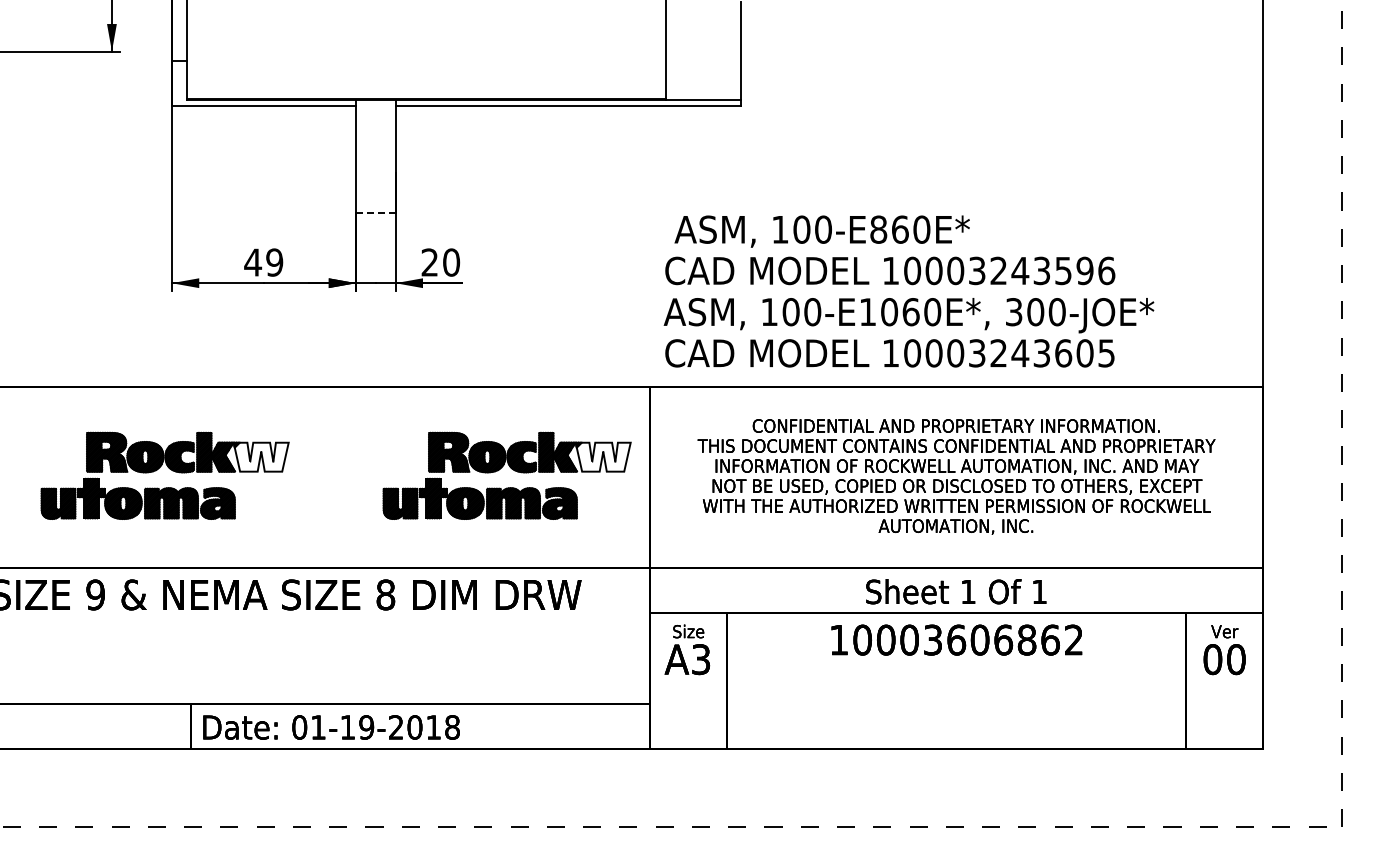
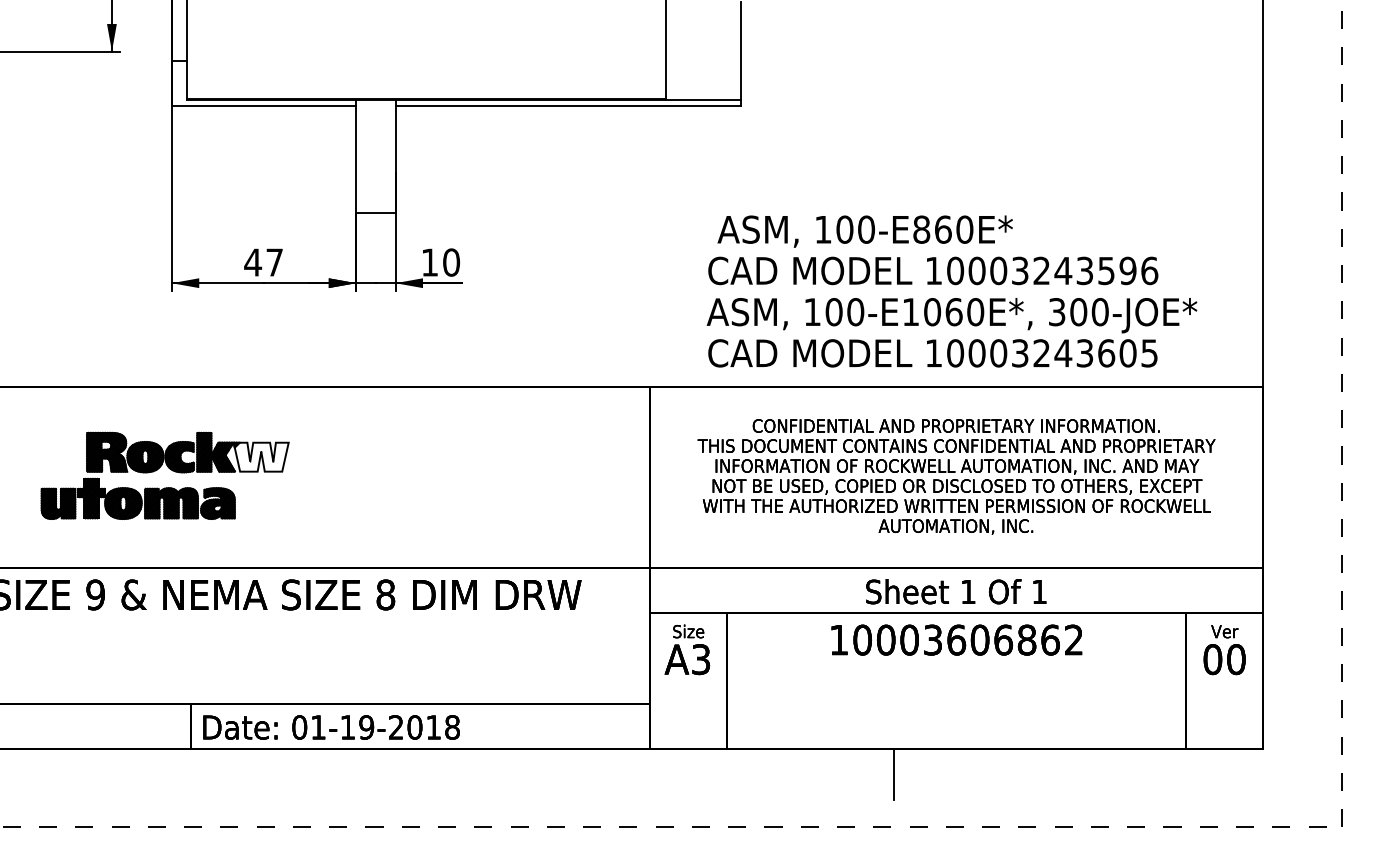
line: dashed -> solid (375, 212)
text: 49 -> 47 (274, 262)
text: 20 -> 10 (429, 262)
text position: (908, 291) -> (951, 291) (951, 291)
part: present -> none (511, 469)
line: none -> present (893, 773)
